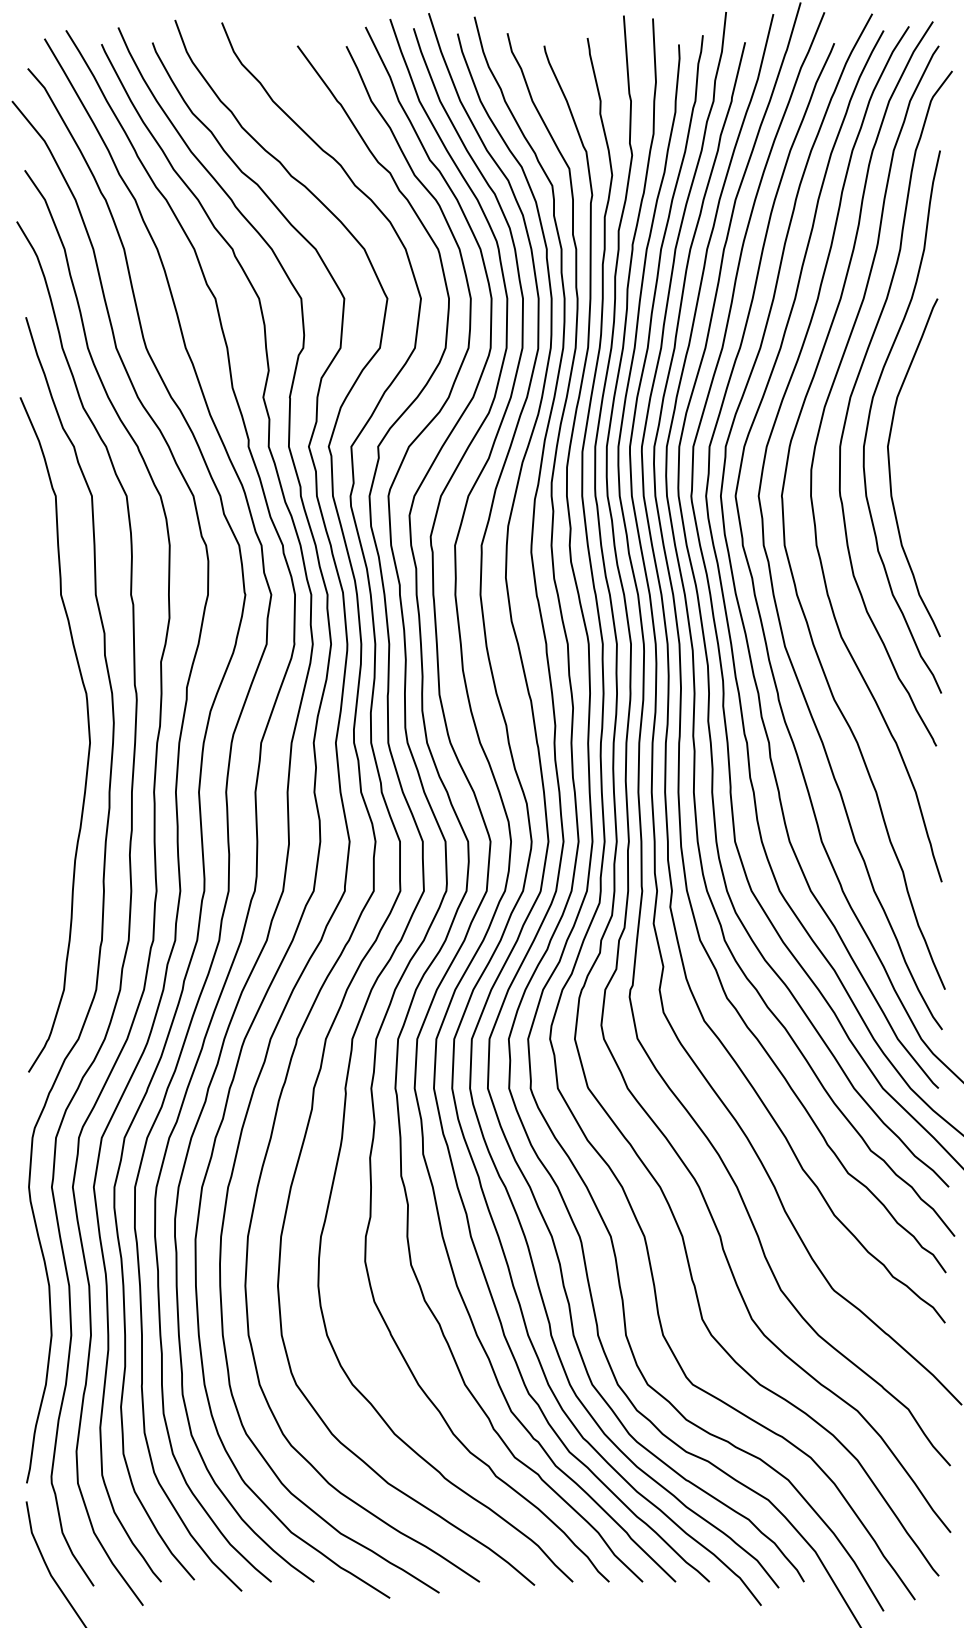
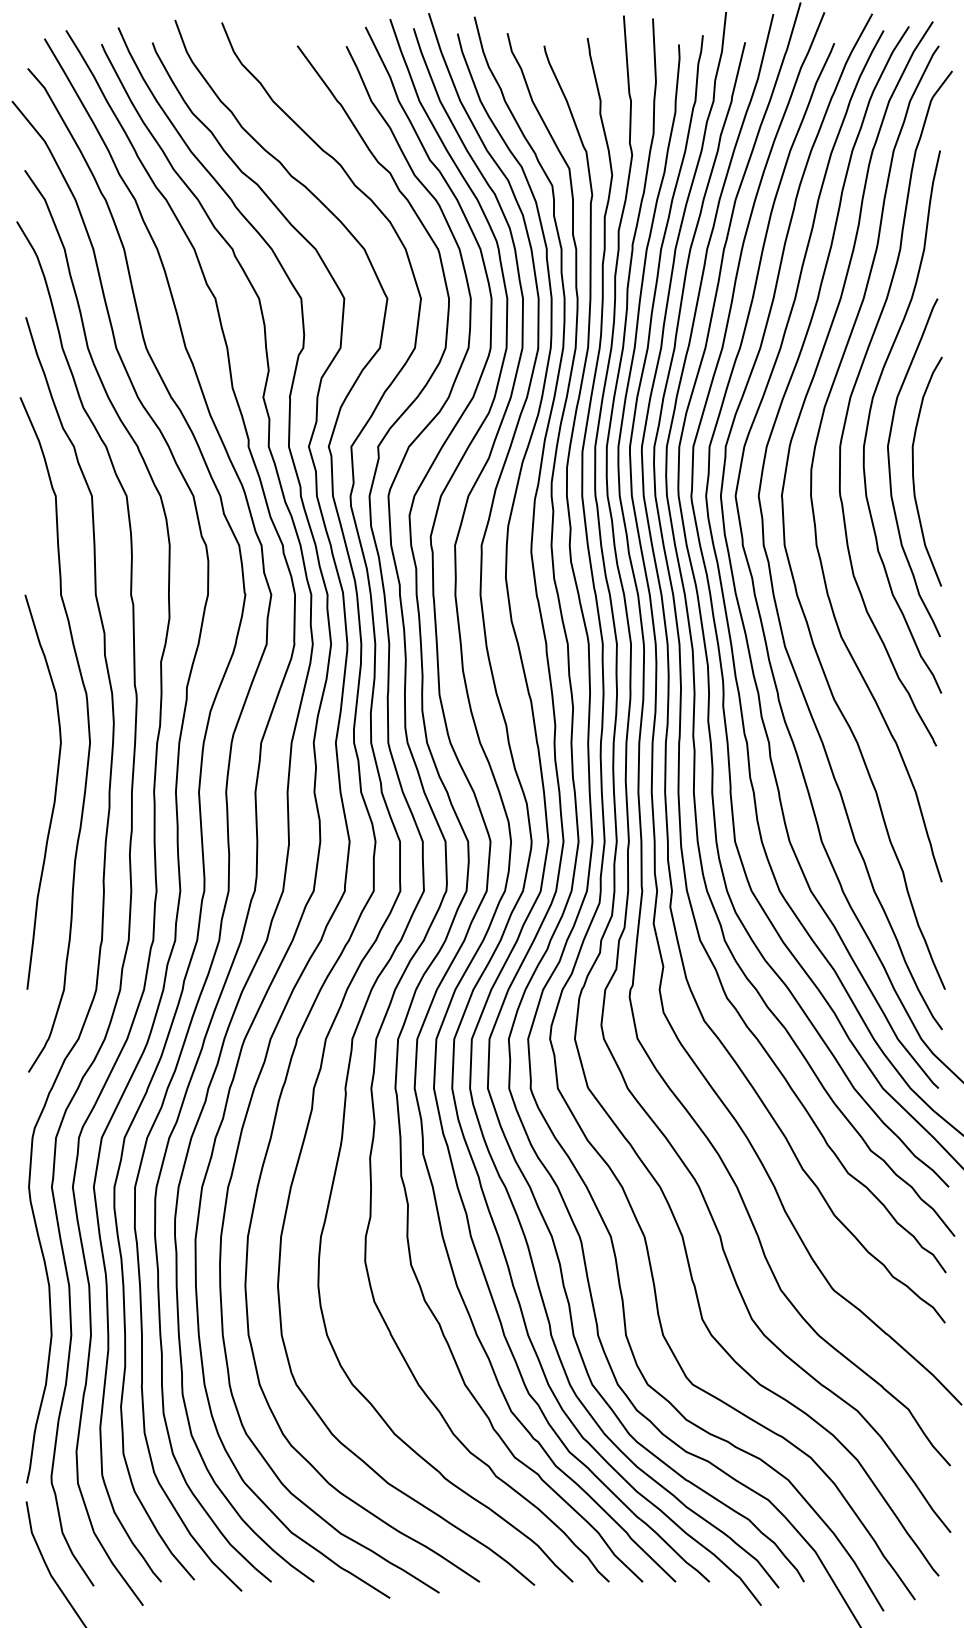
curve: none -> present (913, 471)
curve: none -> present (54, 791)
